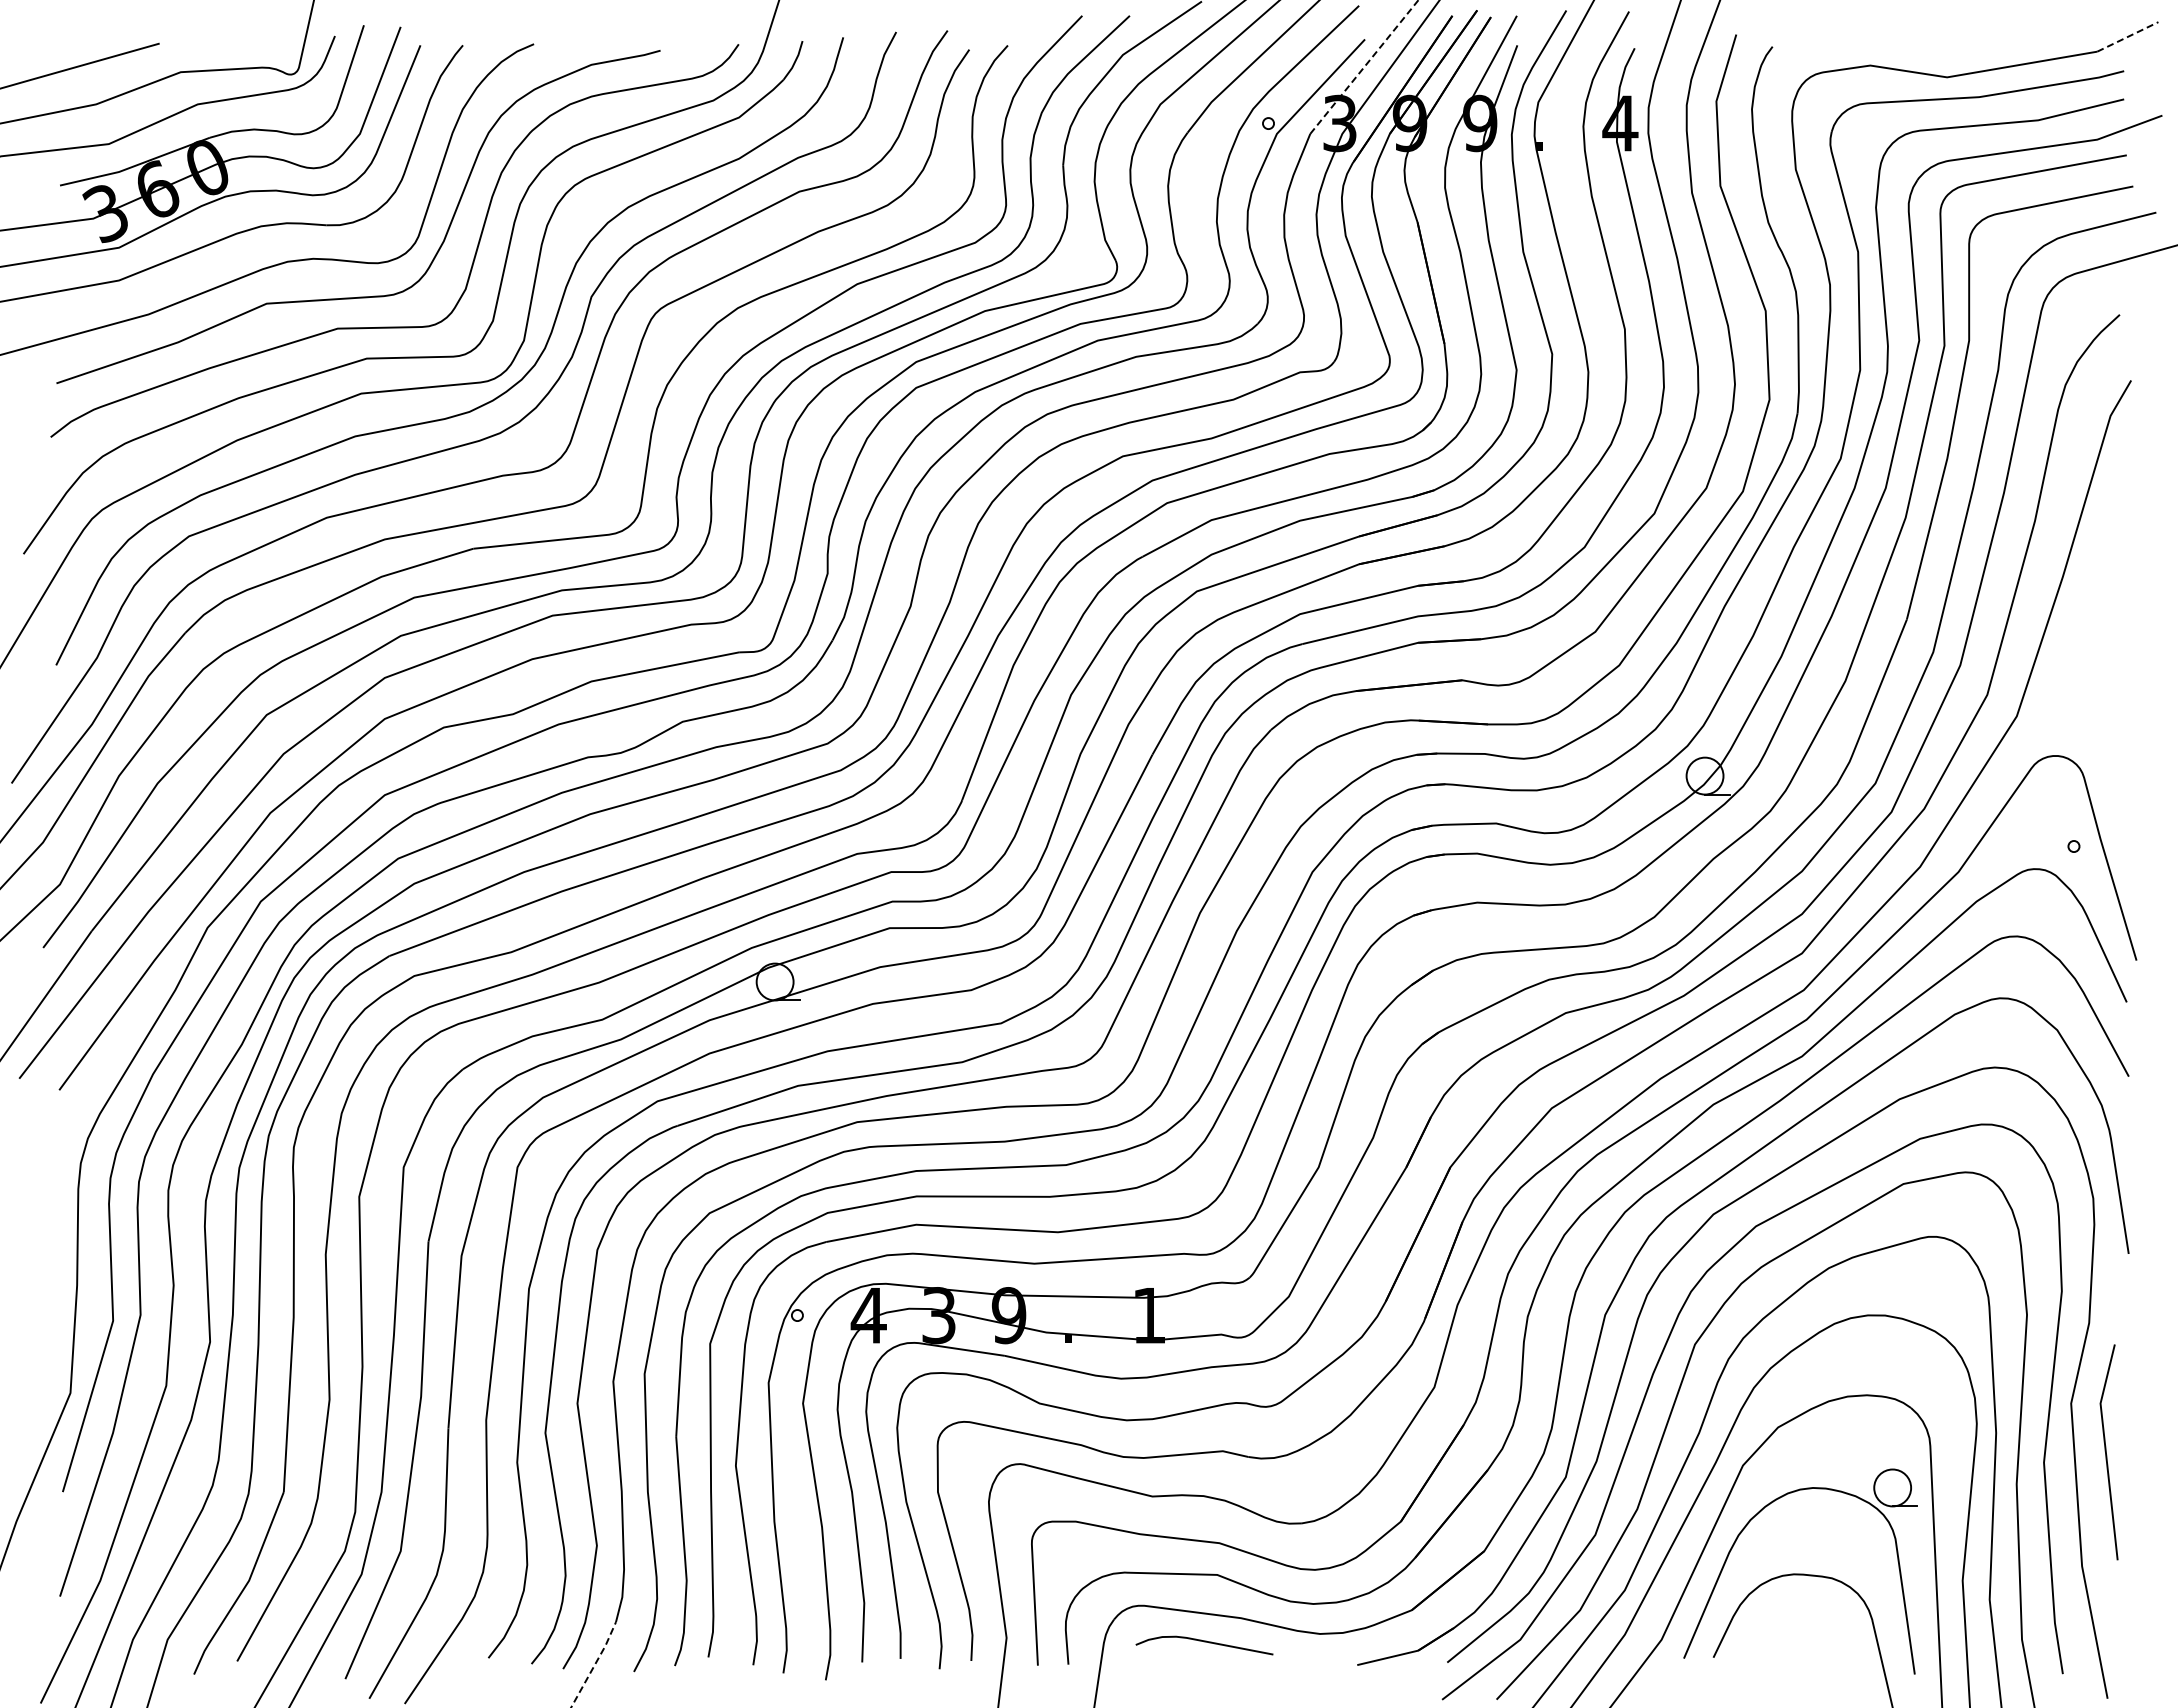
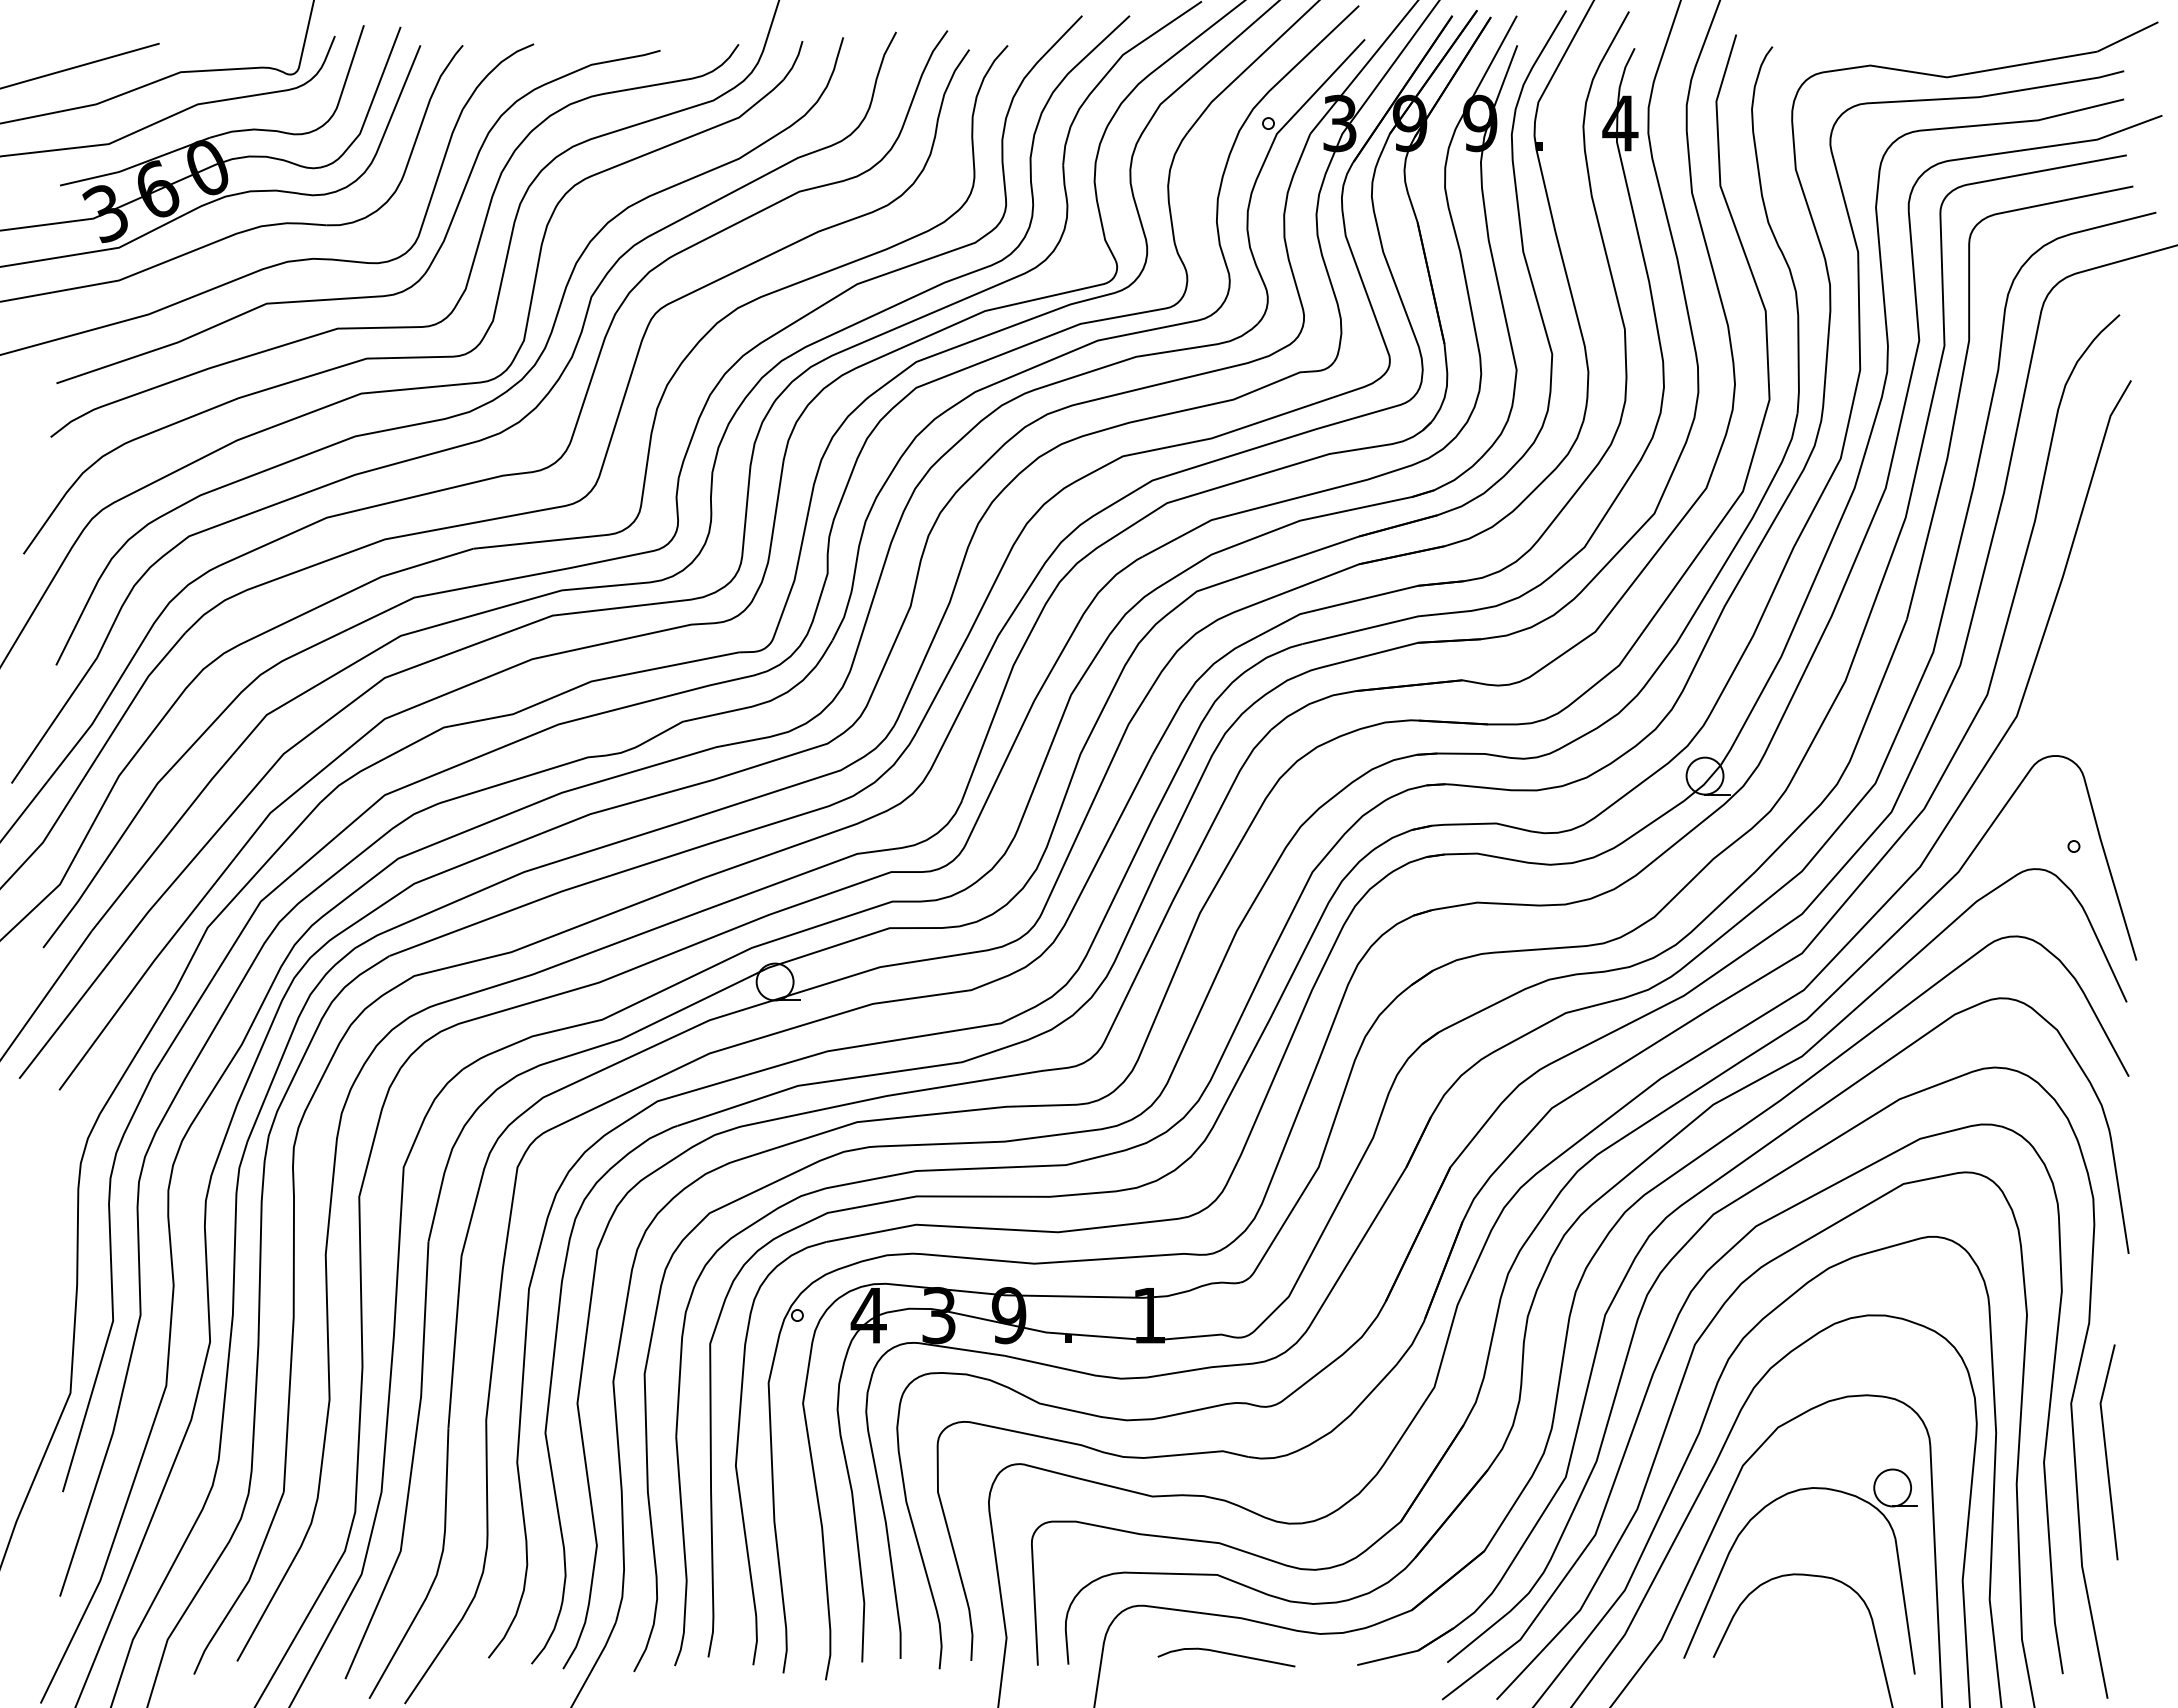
line: dashed -> solid (2127, 36)
line: dashed -> solid (1364, 67)
curve position: (1204, 1642) -> (1226, 1654) (1226, 1654)
line: dashed -> solid (594, 1664)
